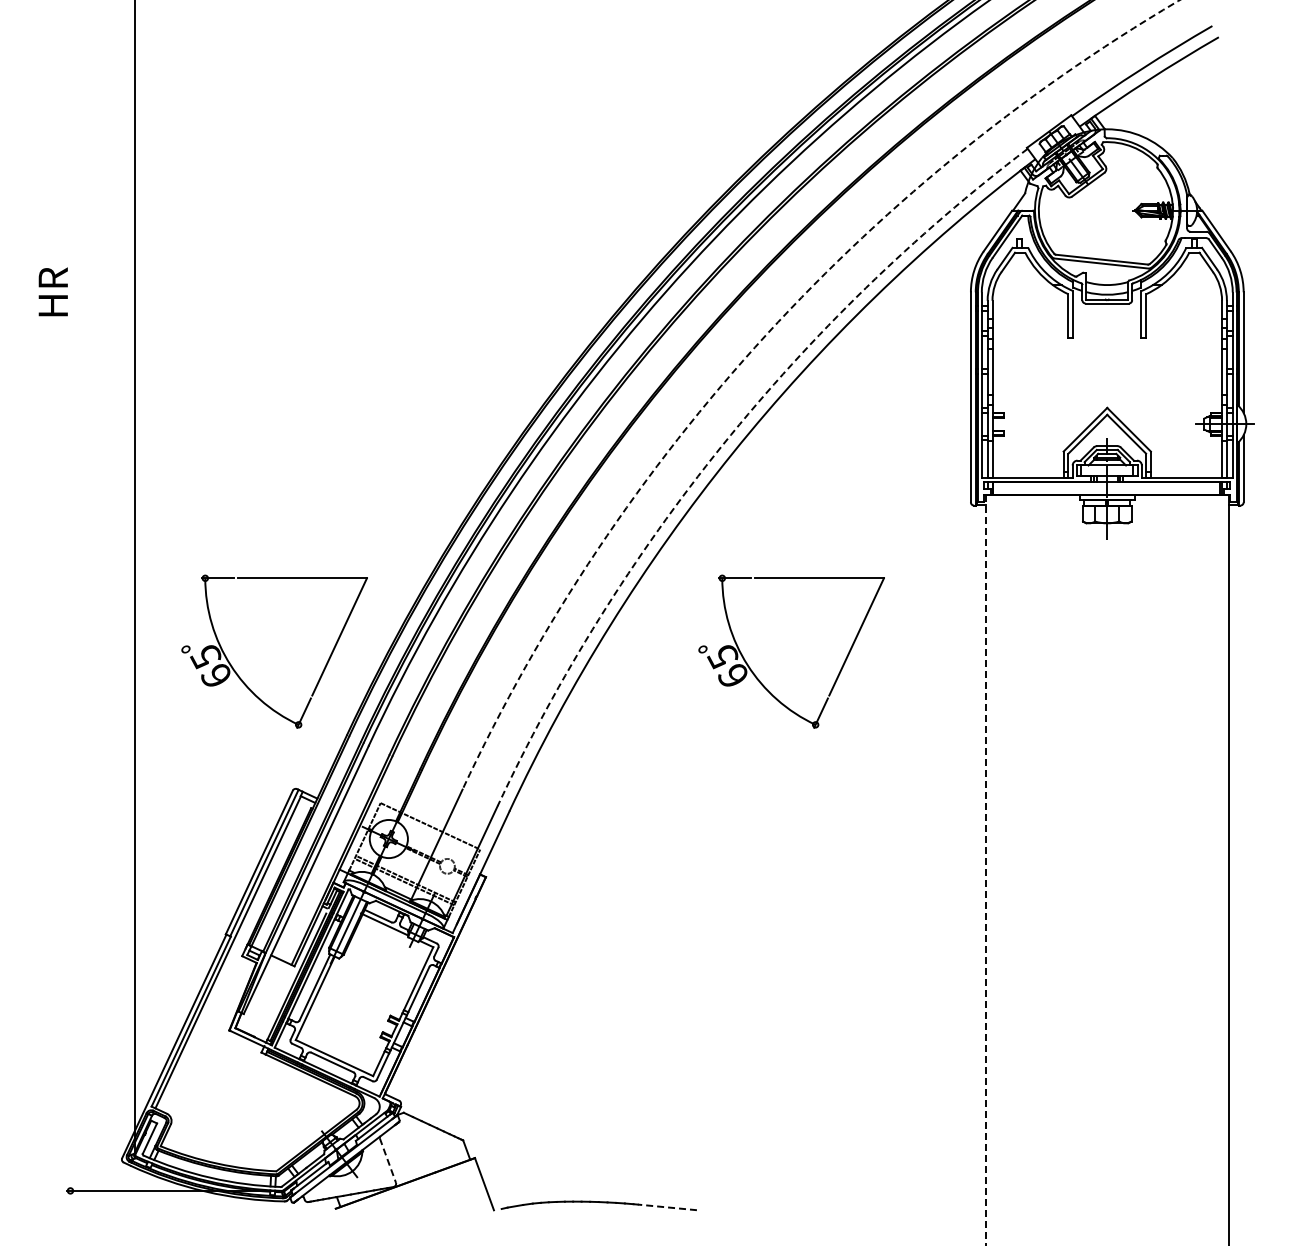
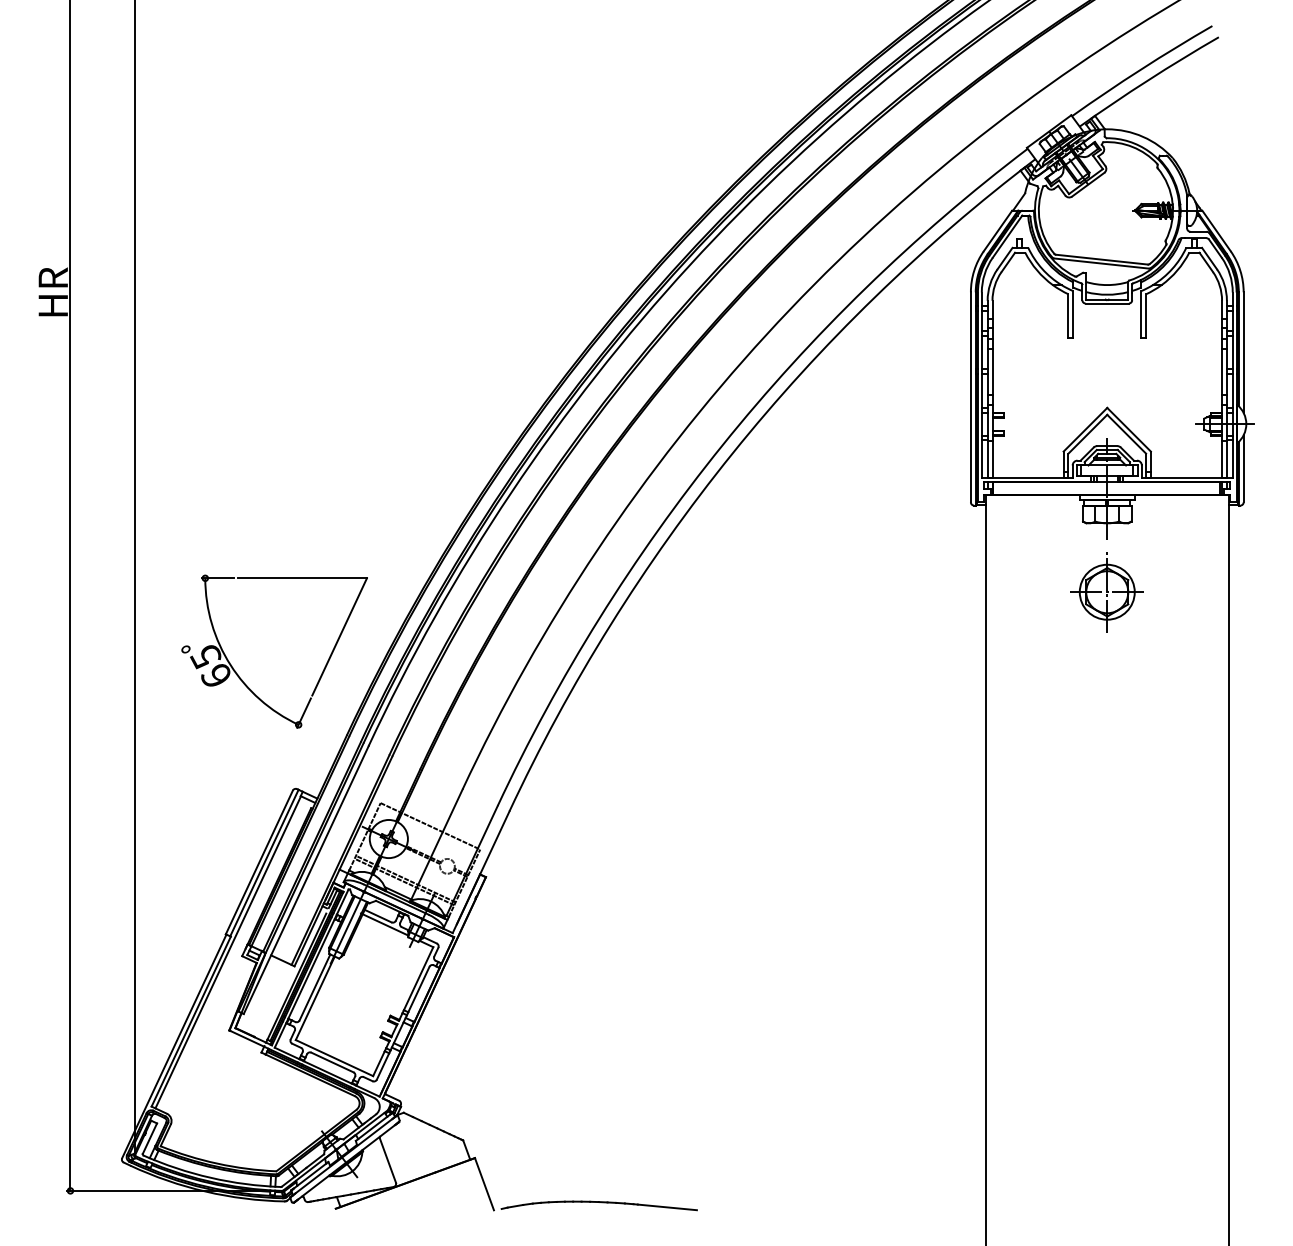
arc: dashed -> solid (761, 340)
arc: dashed -> solid (722, 445)
part: none -> present (1106, 592)
line: none -> present (70, 596)
part: present -> none (756, 675)
line: dashed -> solid (986, 871)
line: dashed -> solid (387, 1160)
line: dashed -> solid (667, 1207)
